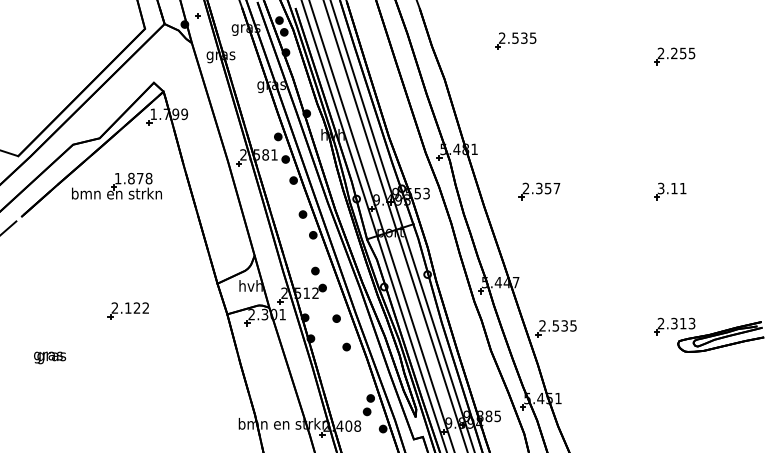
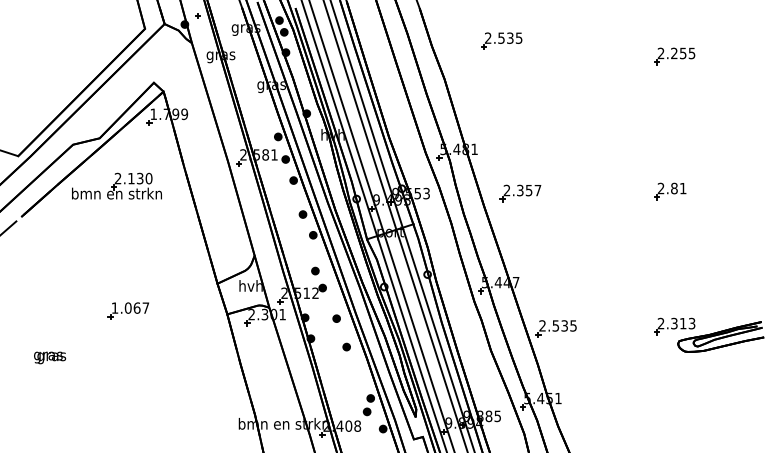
part position: (515, 40) -> (501, 40) (501, 40)
text: 1.878 -> 2.130 (133, 178)
text: 3.11 -> 2.81 (667, 188)
part position: (539, 191) -> (520, 193) (520, 193)
text: 2.122 -> 1.067 (130, 307)
